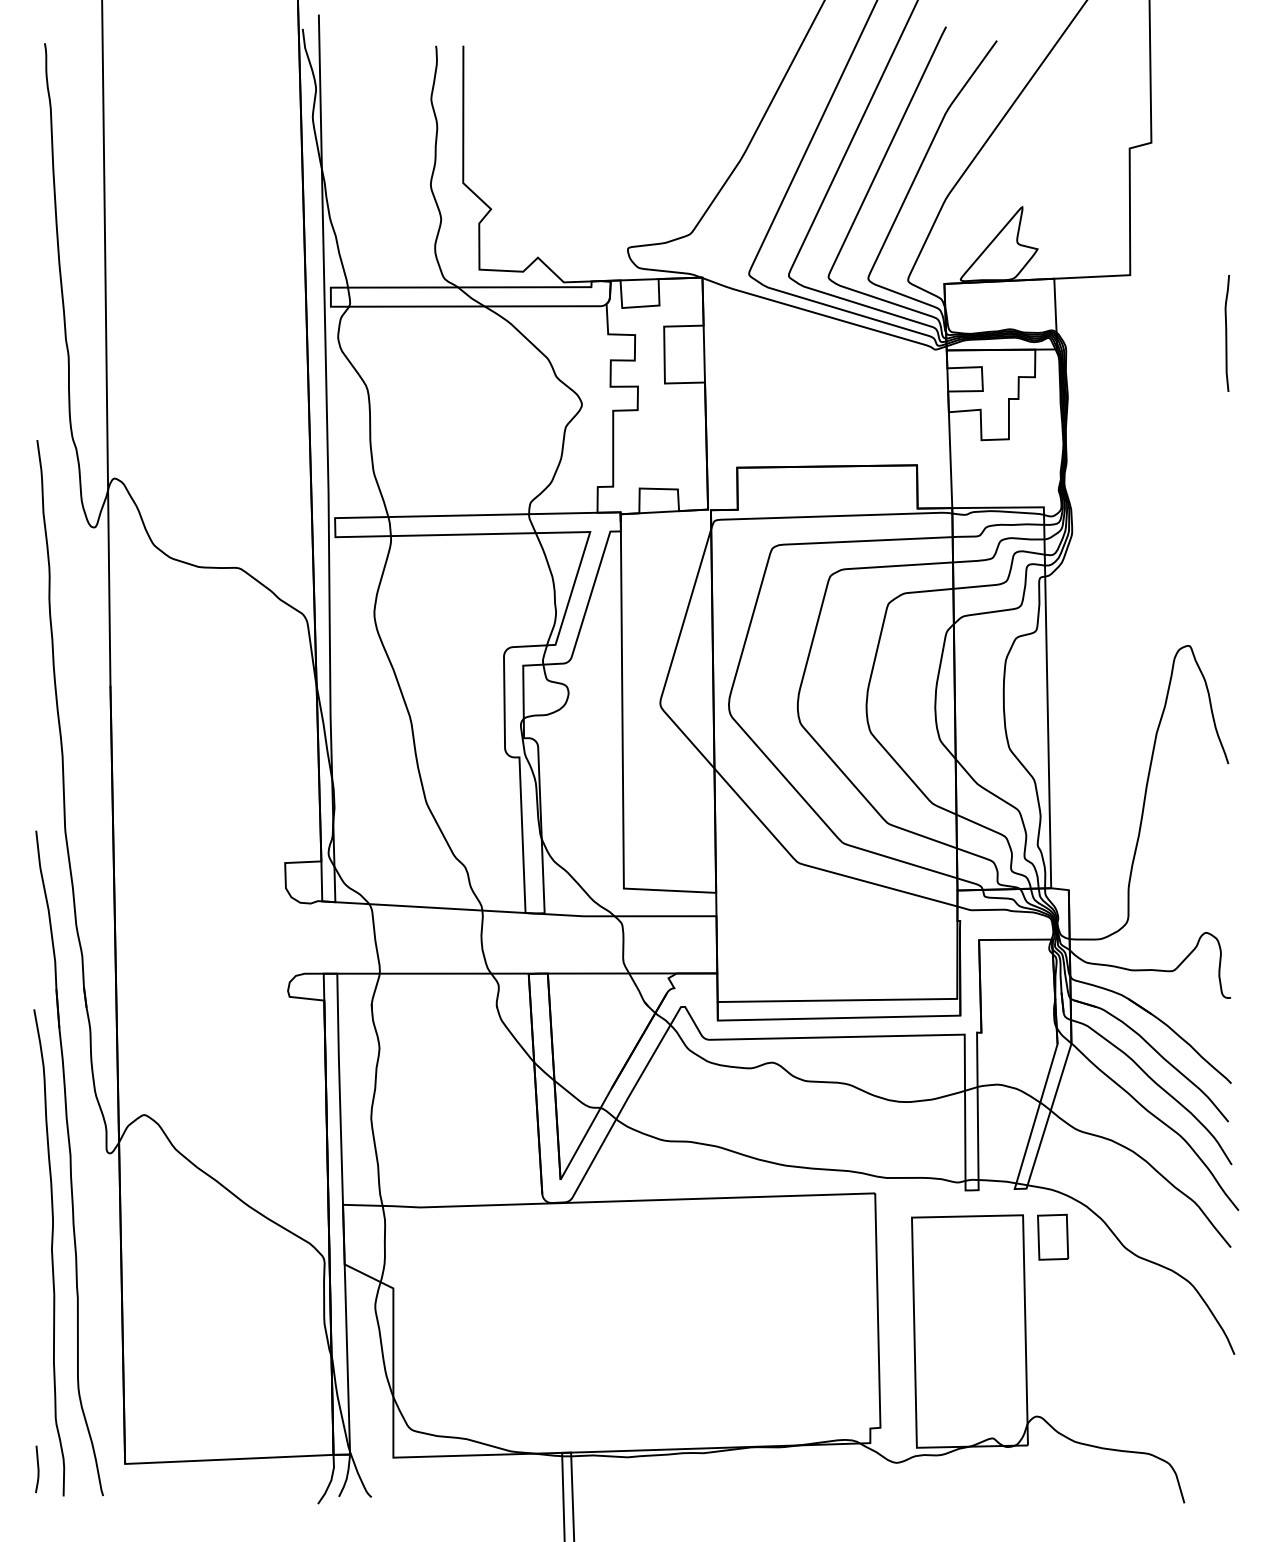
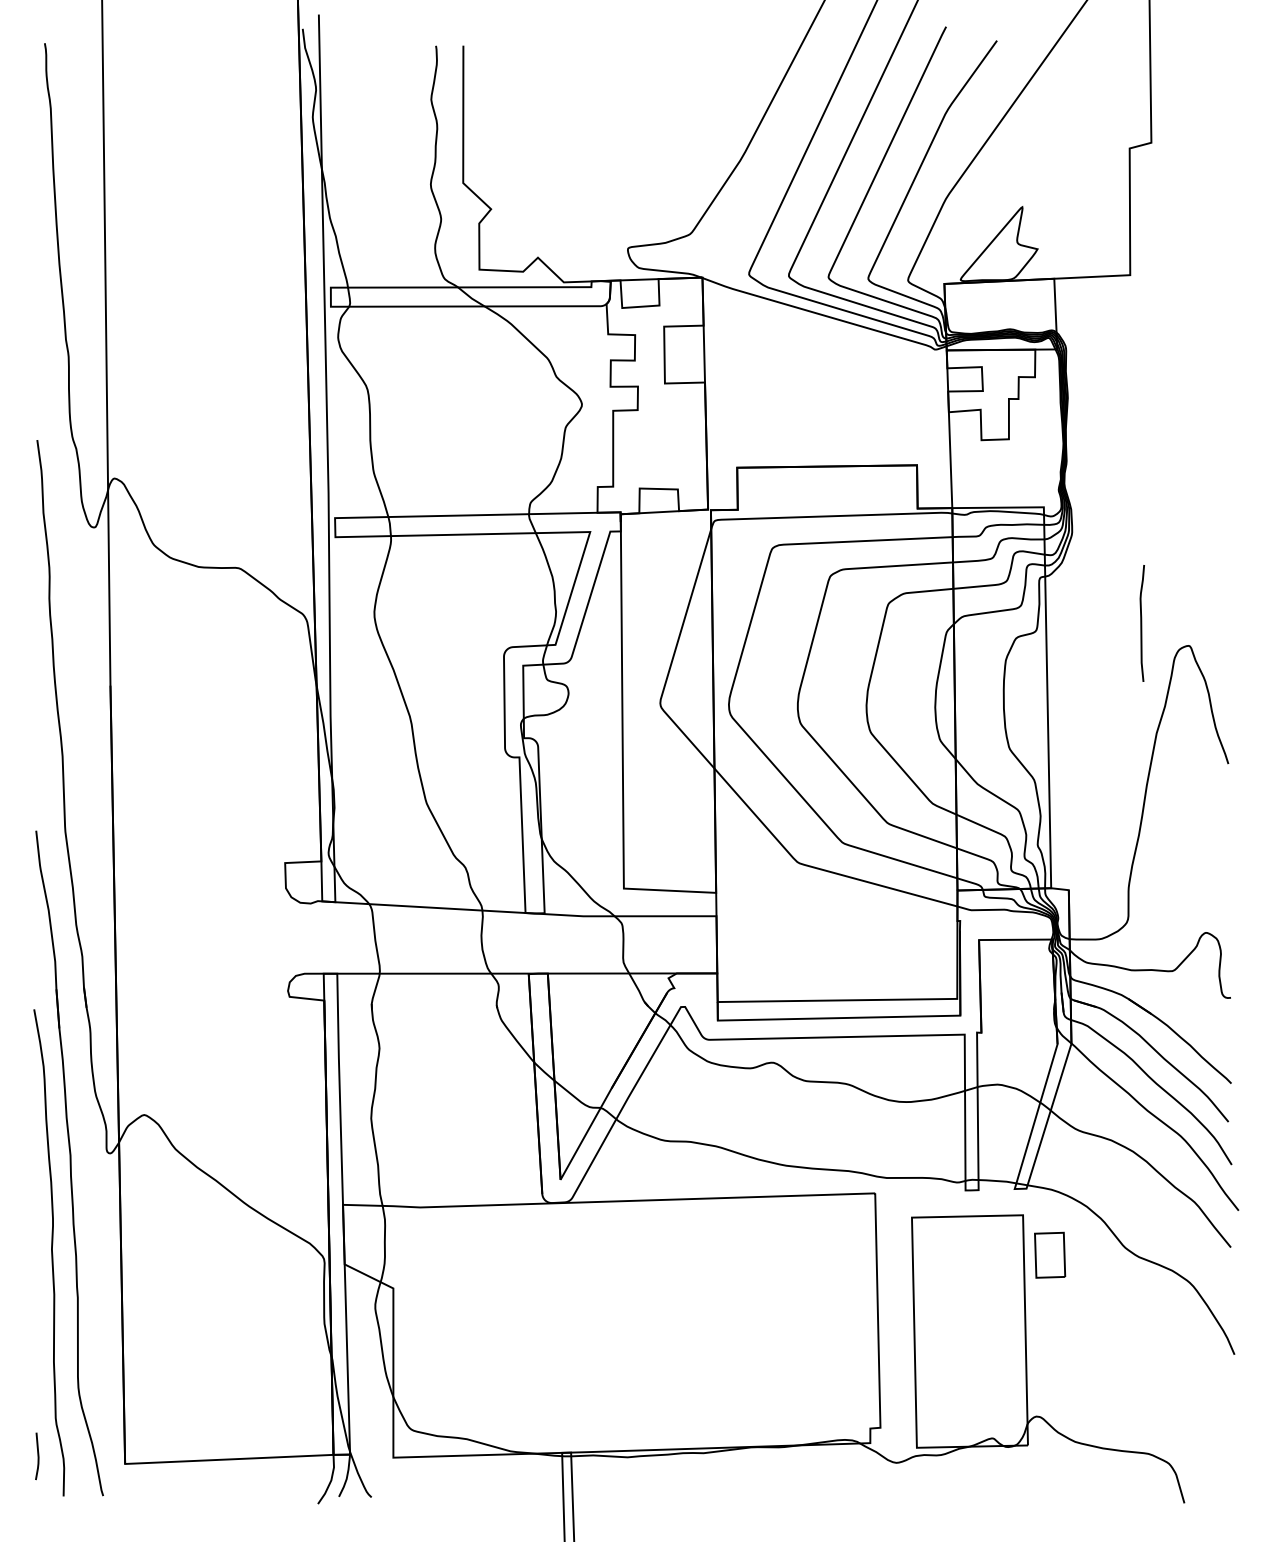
curve position: (1226, 333) -> (1141, 623) (1141, 623)
part position: (1053, 1236) -> (1050, 1254) (1050, 1254)
line position: (37, 1469) -> (37, 1456) (37, 1456)
